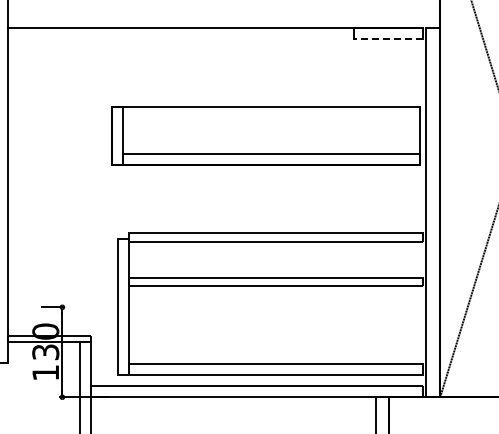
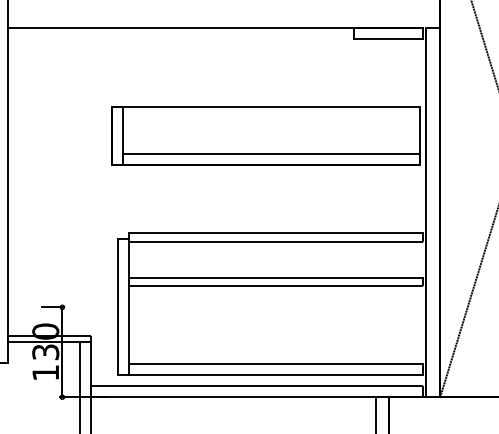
line: dashed -> solid (388, 38)
